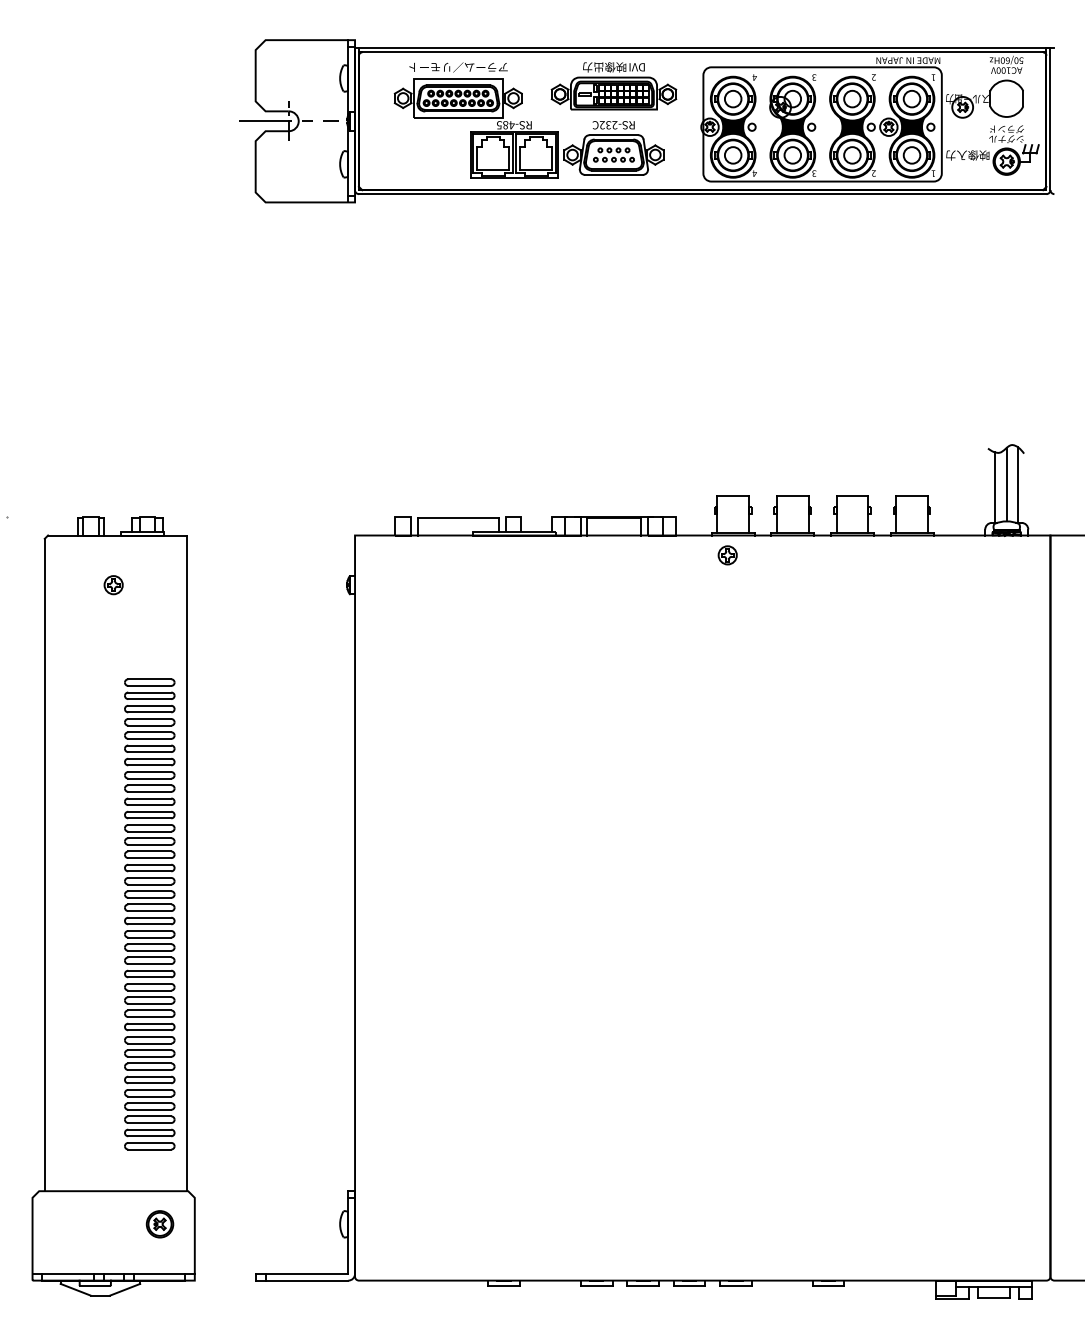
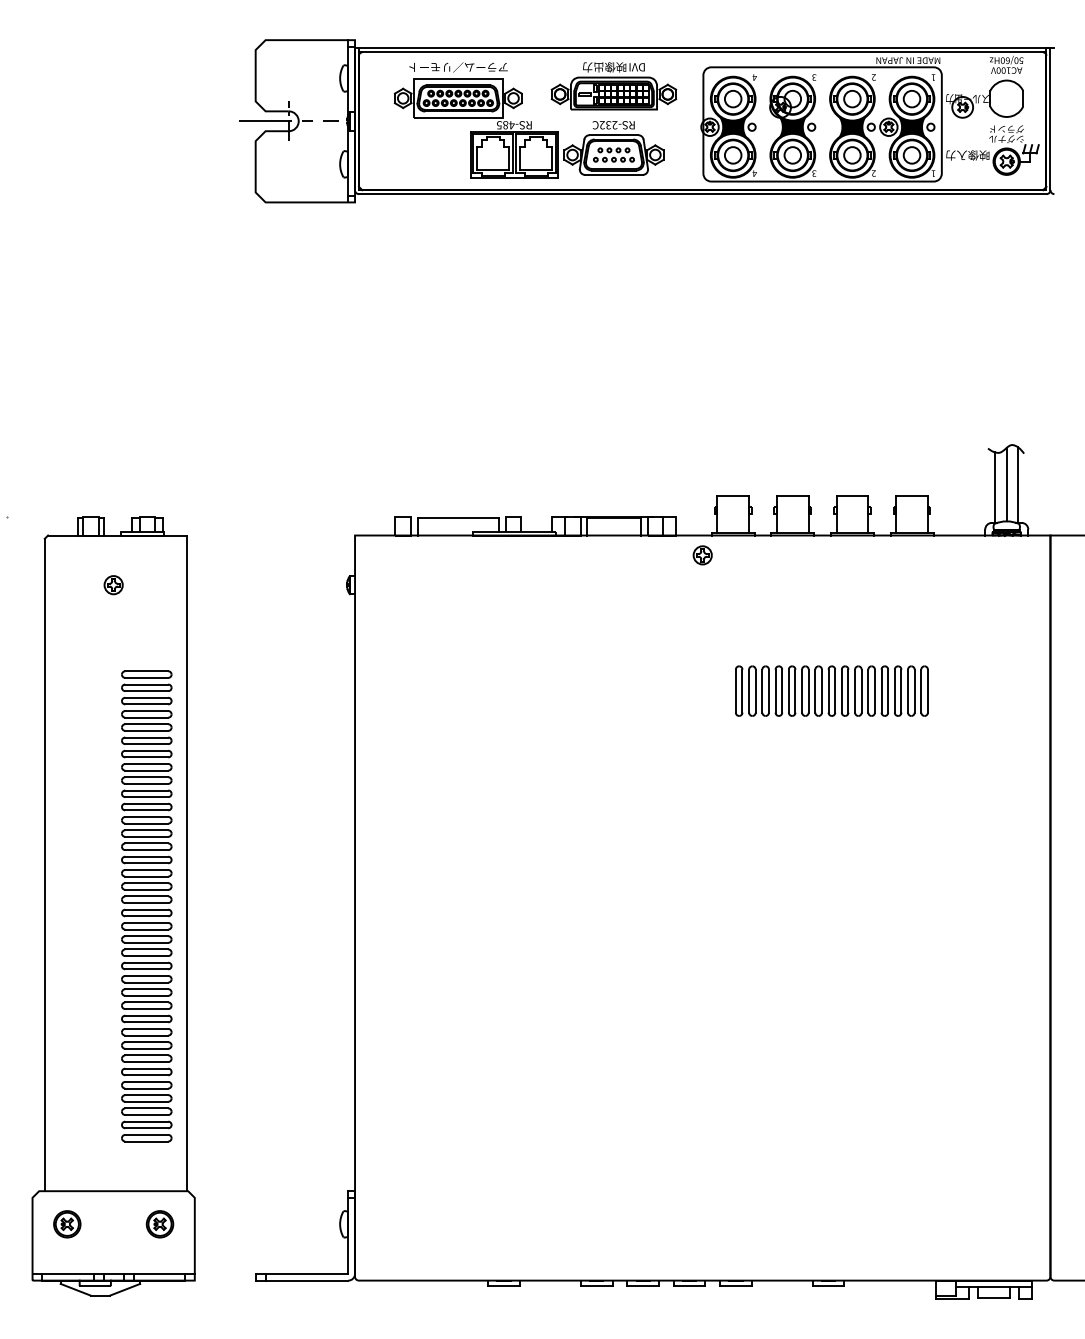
part position: (727, 555) -> (702, 555) (702, 555)
part: none -> present (831, 690)
part position: (149, 914) -> (146, 906) (146, 906)
part: none -> present (67, 1224)
